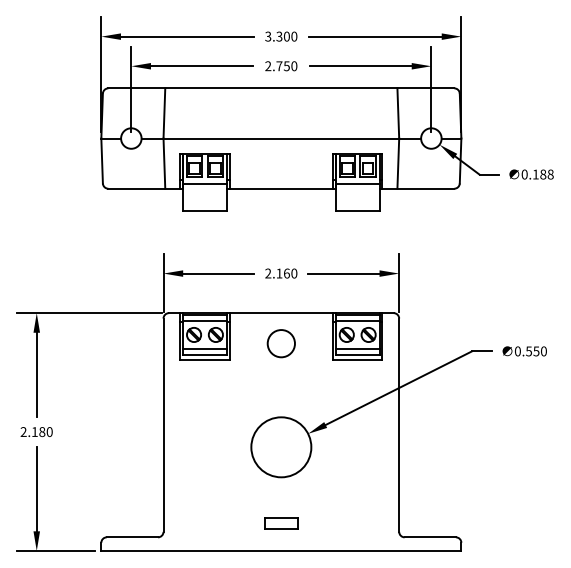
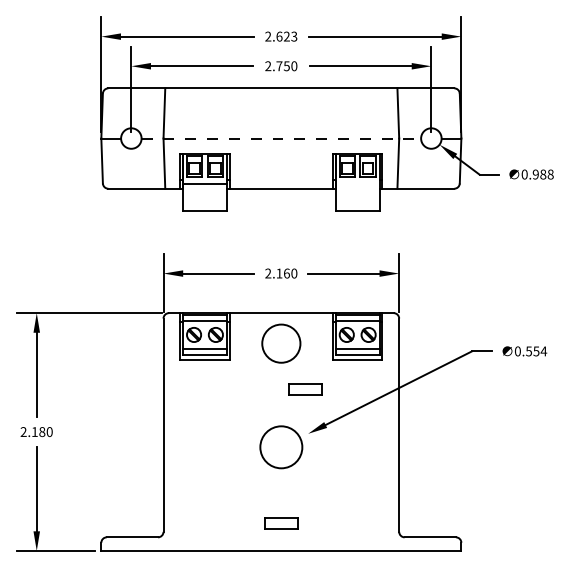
text: 3.300 -> 2.623 (281, 36)
line: solid -> dashed (281, 138)
text: 0.188 -> 0.988 (535, 174)
line: present -> none (357, 183)
circle diameter: 27 px -> 38 px (281, 343)
text: 0.550 -> 0.554 (543, 351)
part: none -> present (305, 389)
circle diameter: 60 px -> 42 px (281, 447)
